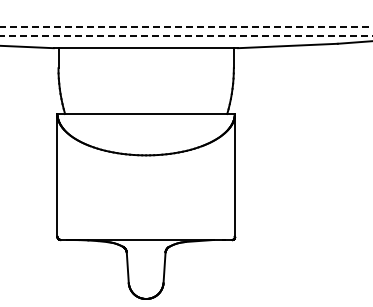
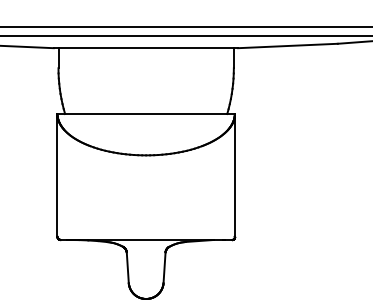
line: dashed -> solid (186, 26)
line: dashed -> solid (186, 36)
